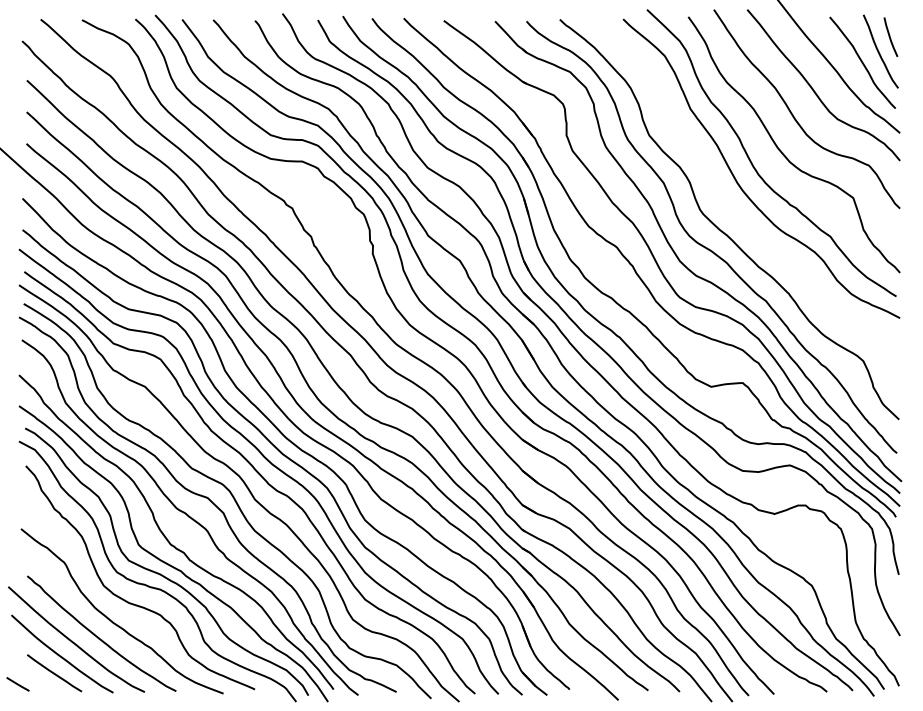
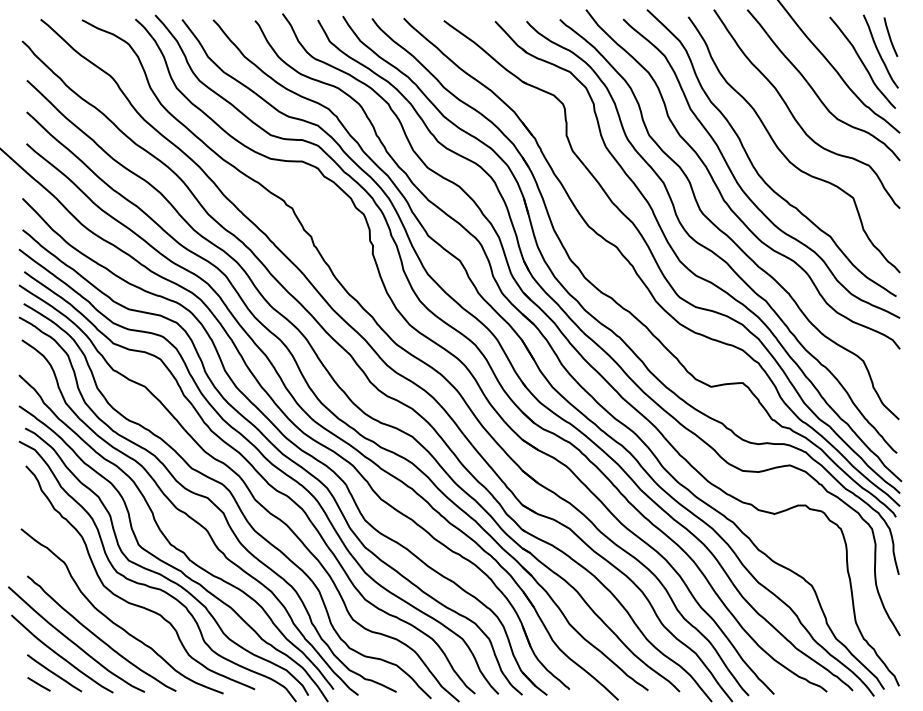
curve: none -> present (720, 191)
line position: (17, 684) -> (38, 684) (38, 684)
